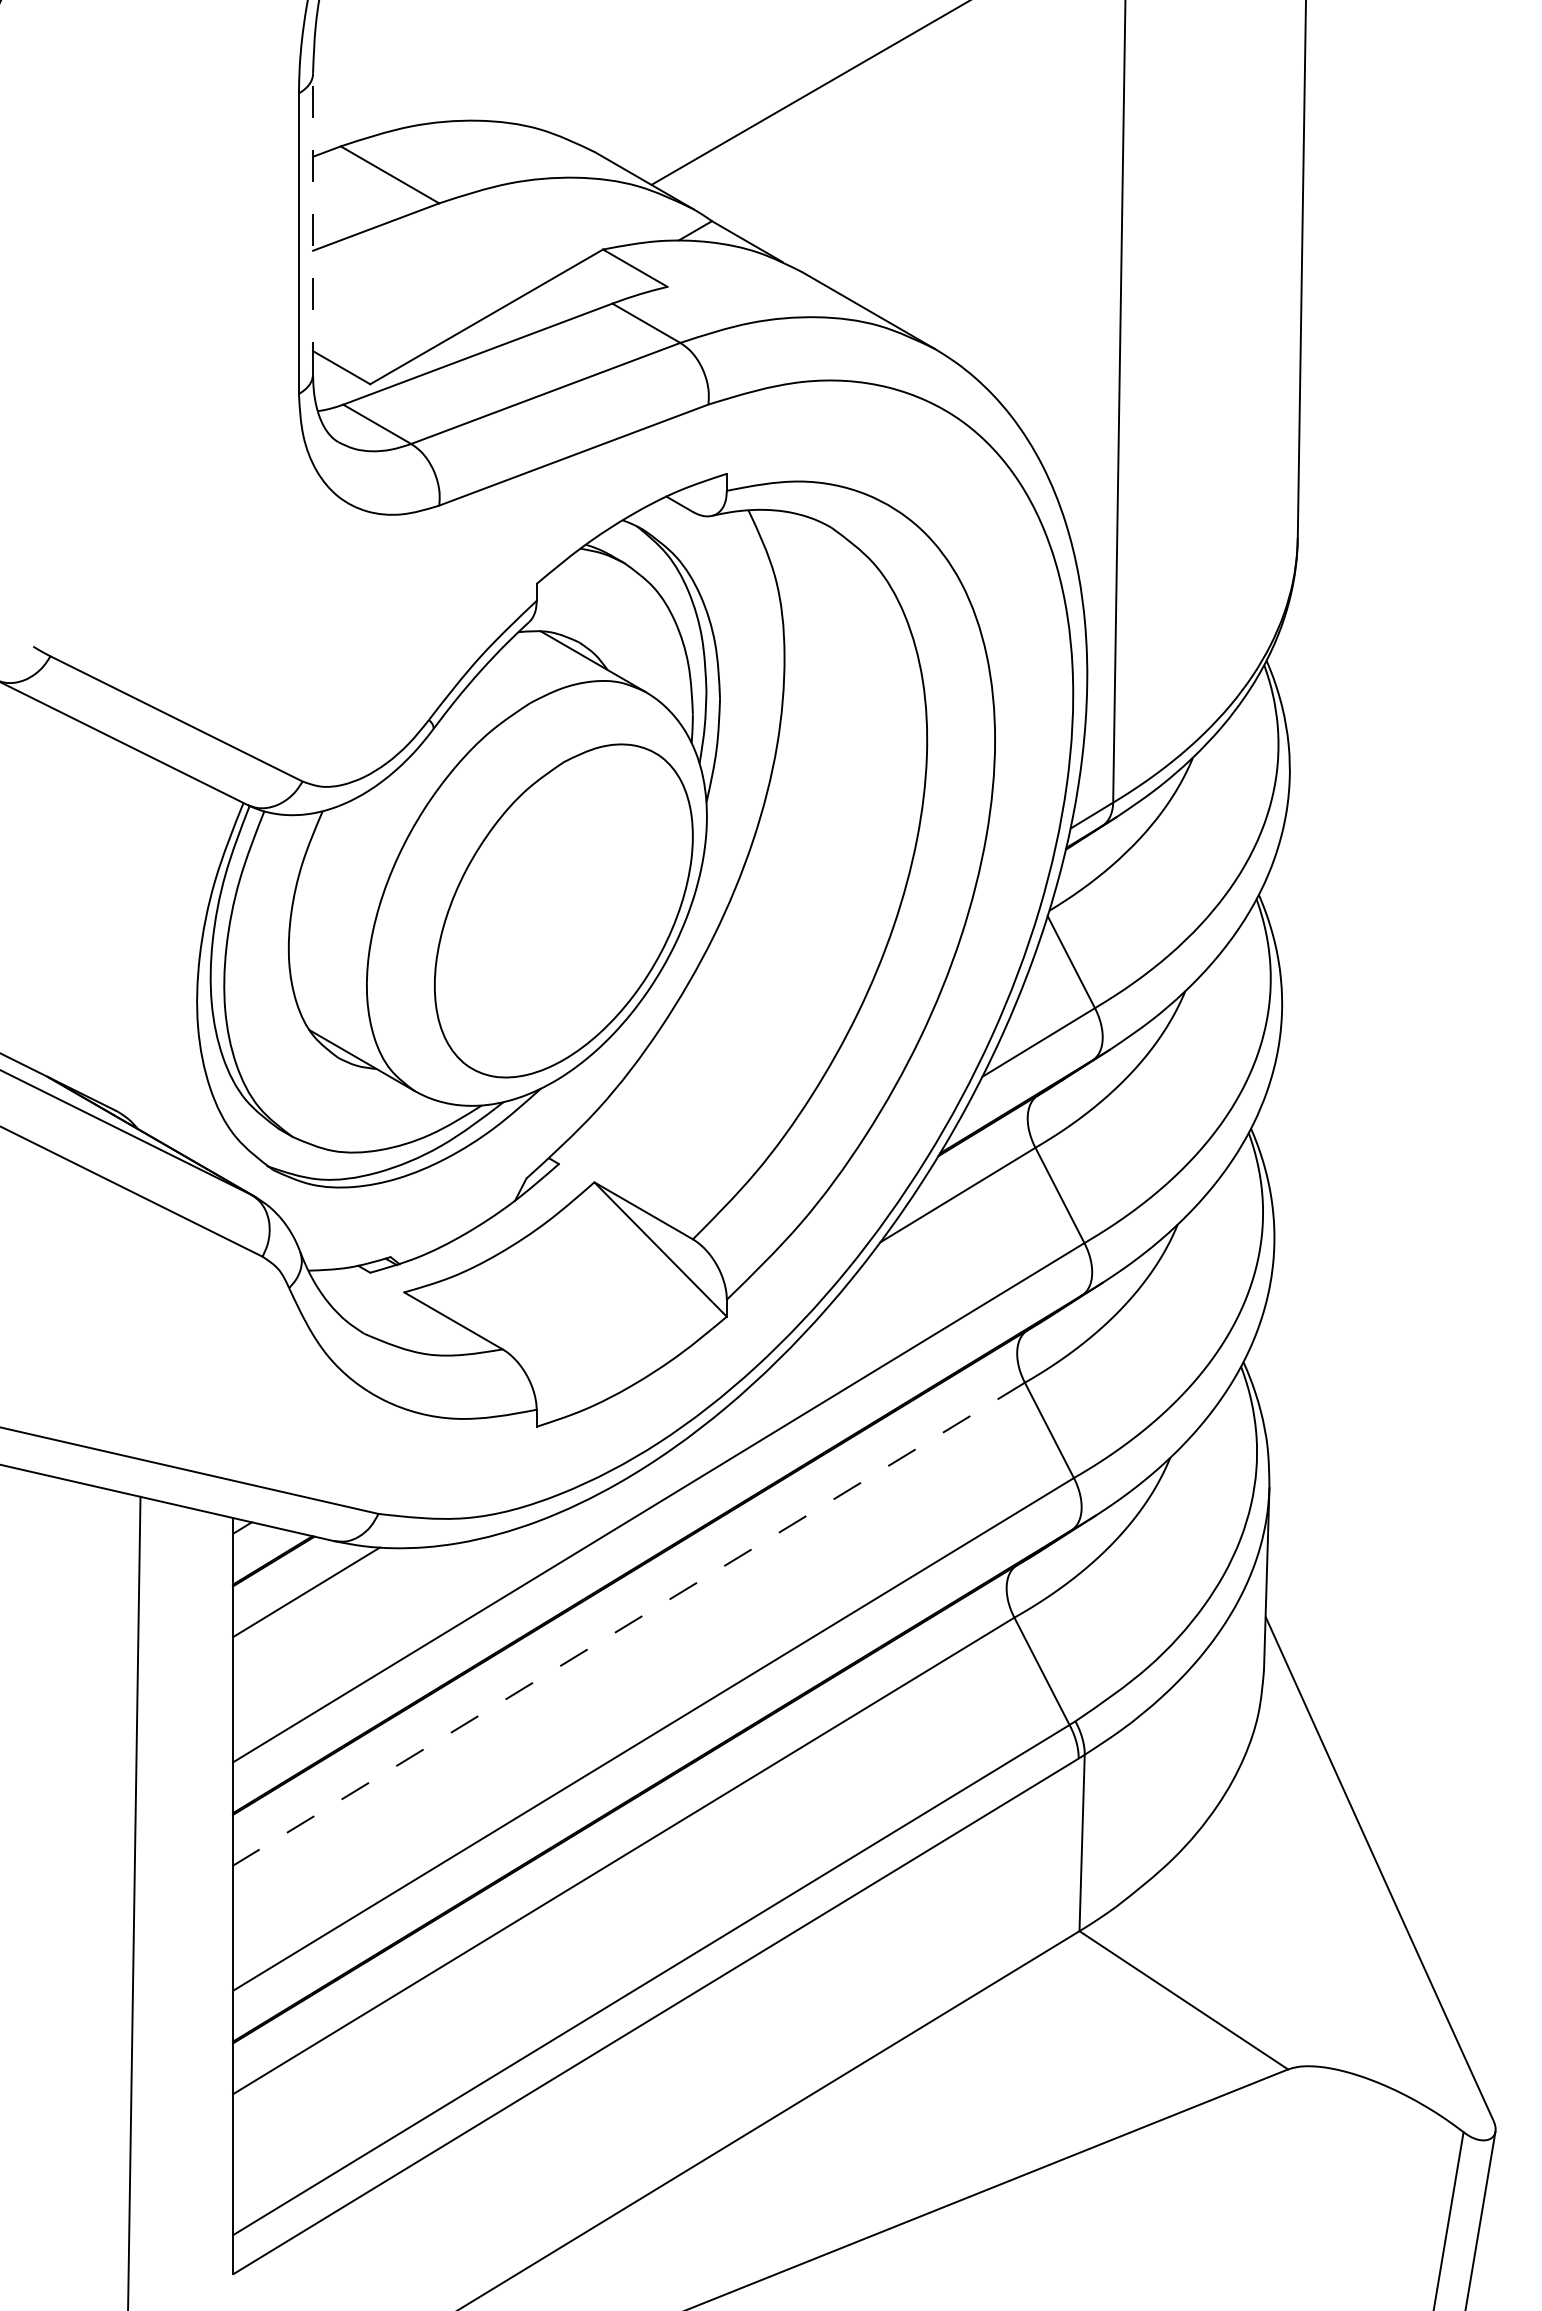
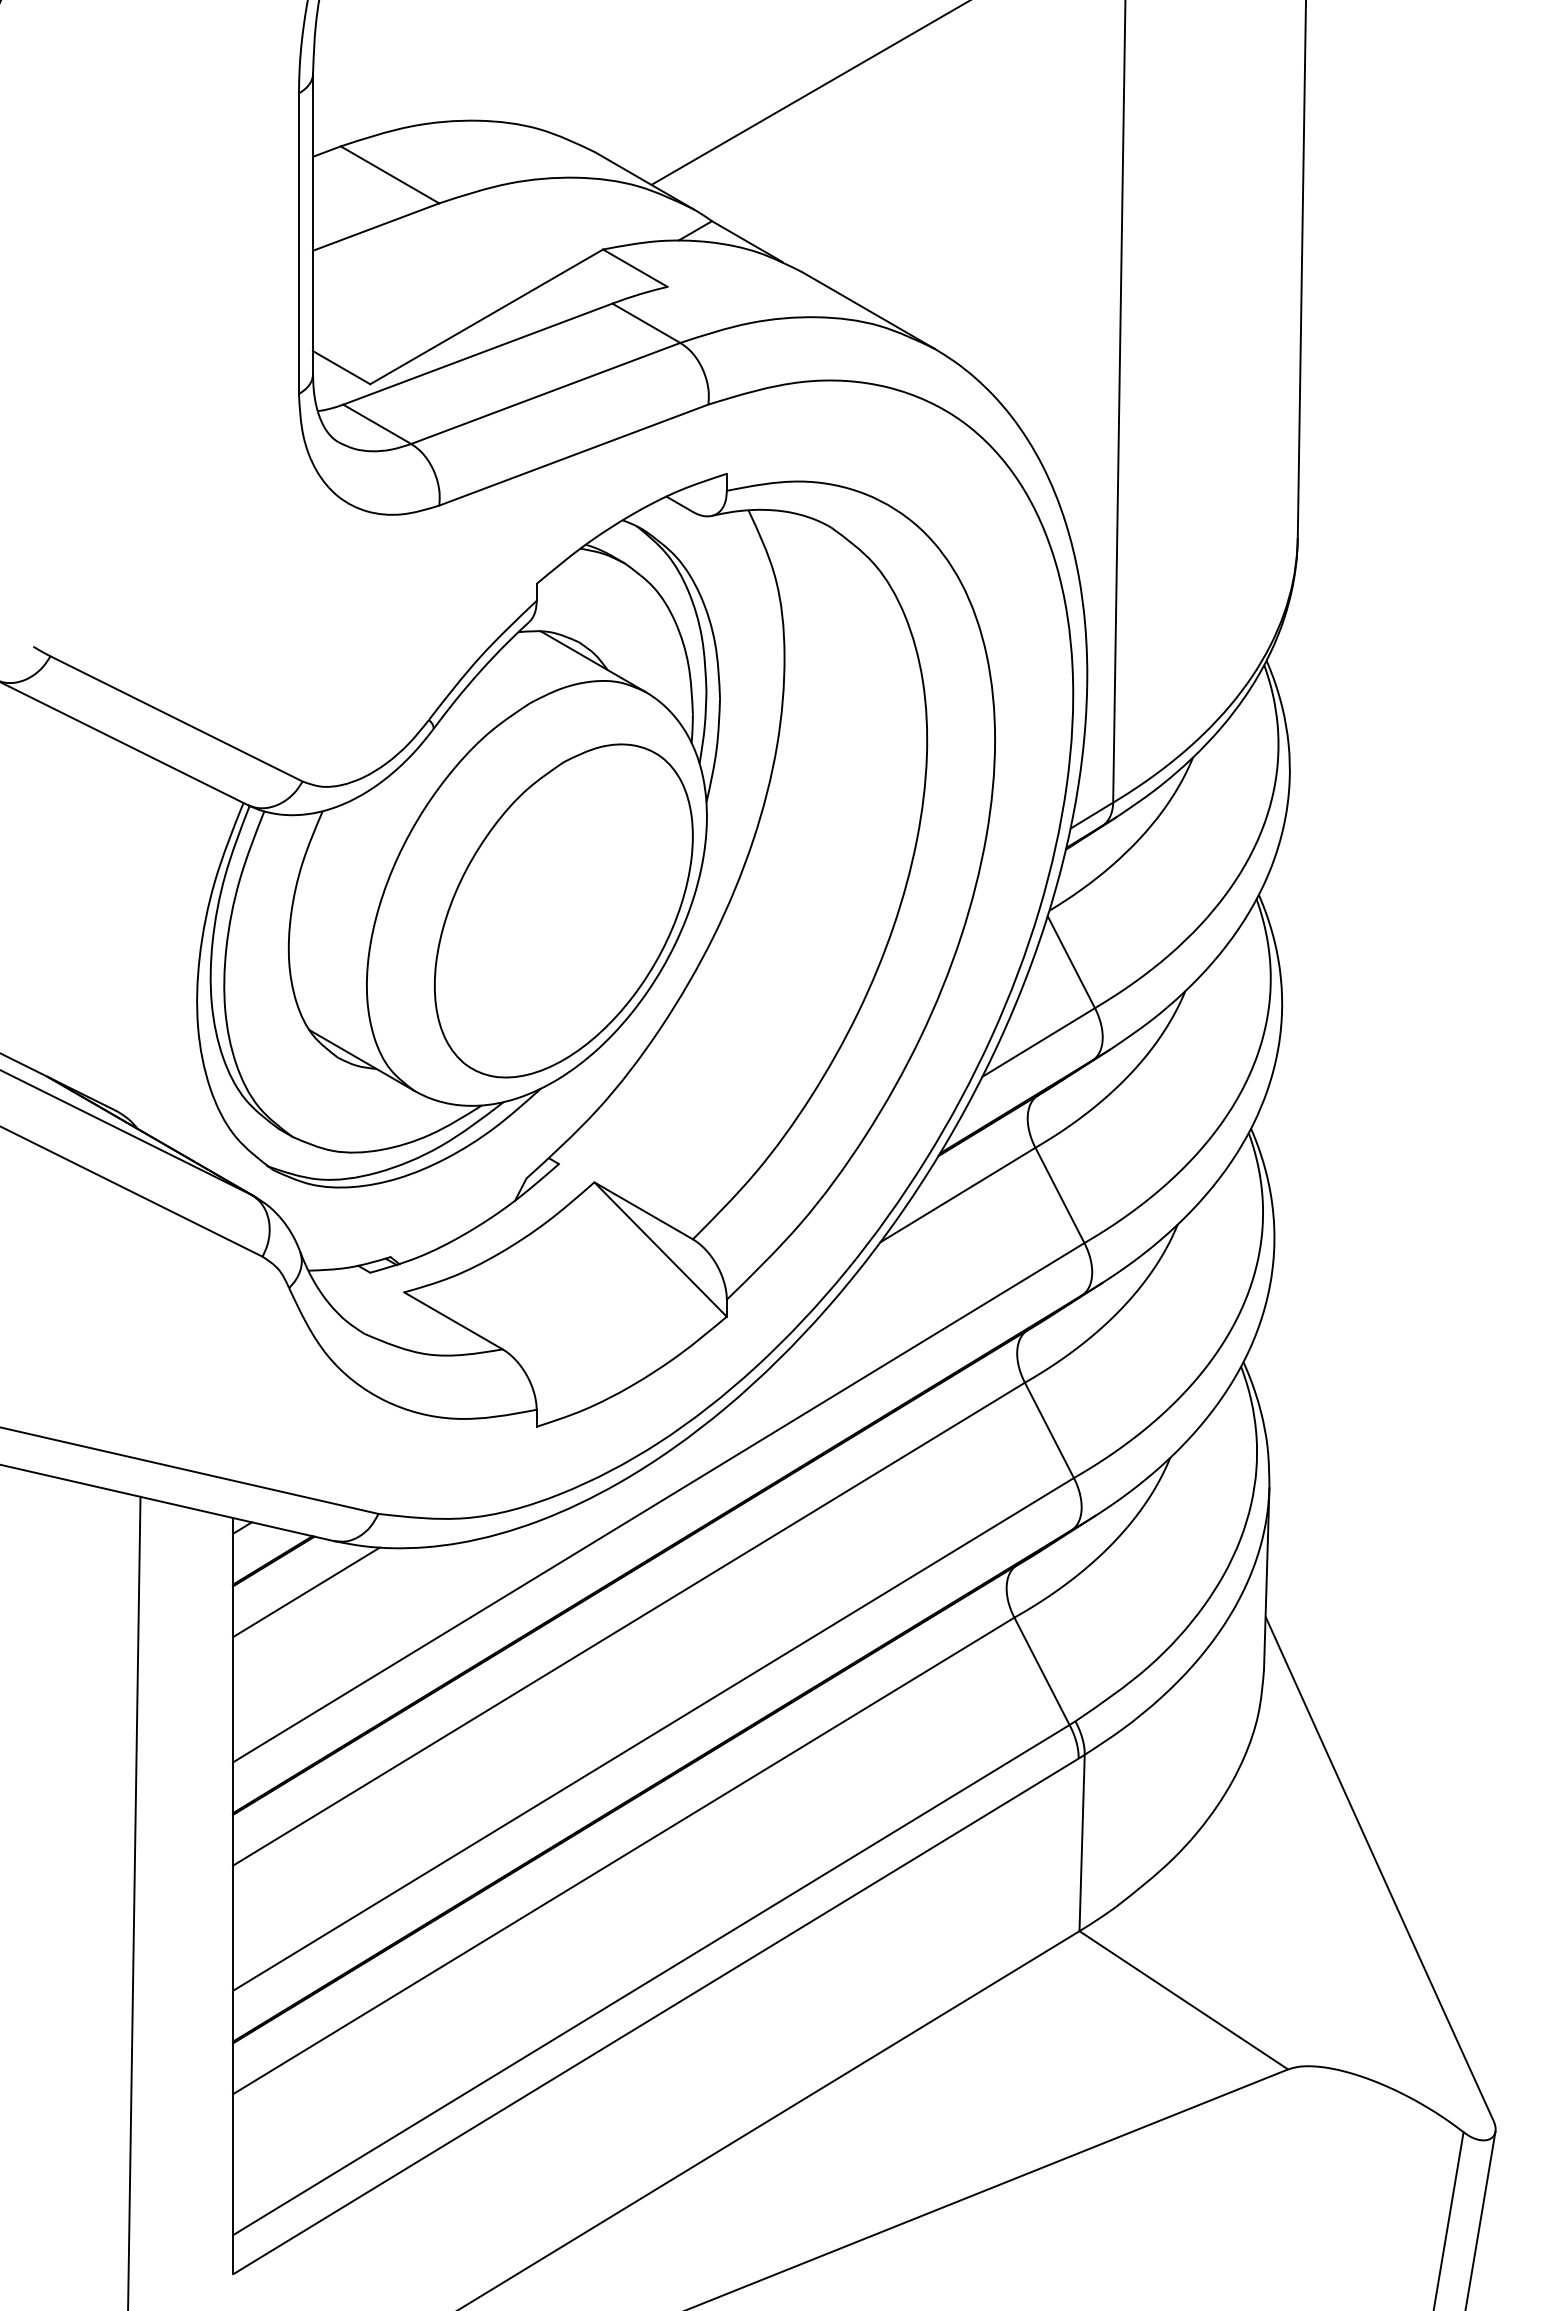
line: dashed -> solid (313, 223)
line: dashed -> solid (628, 1624)
